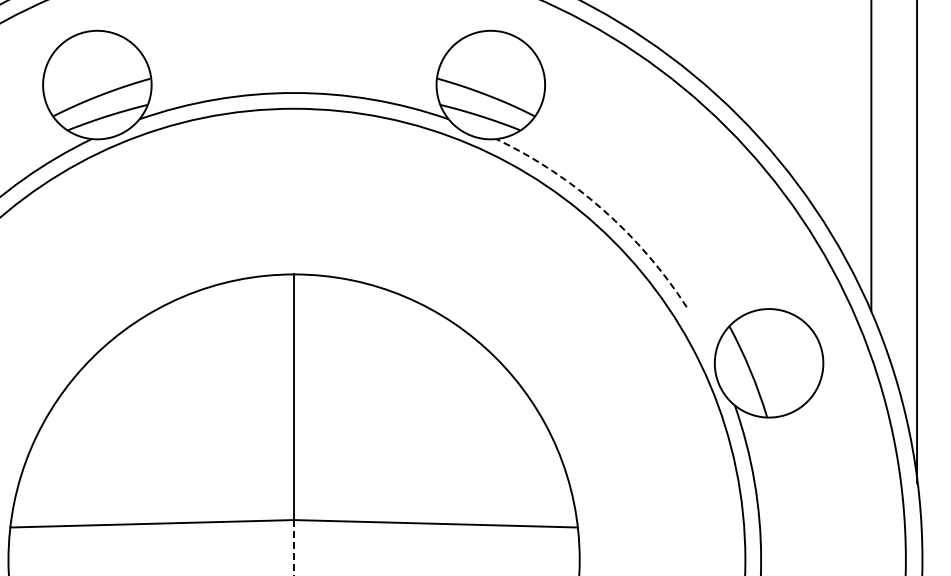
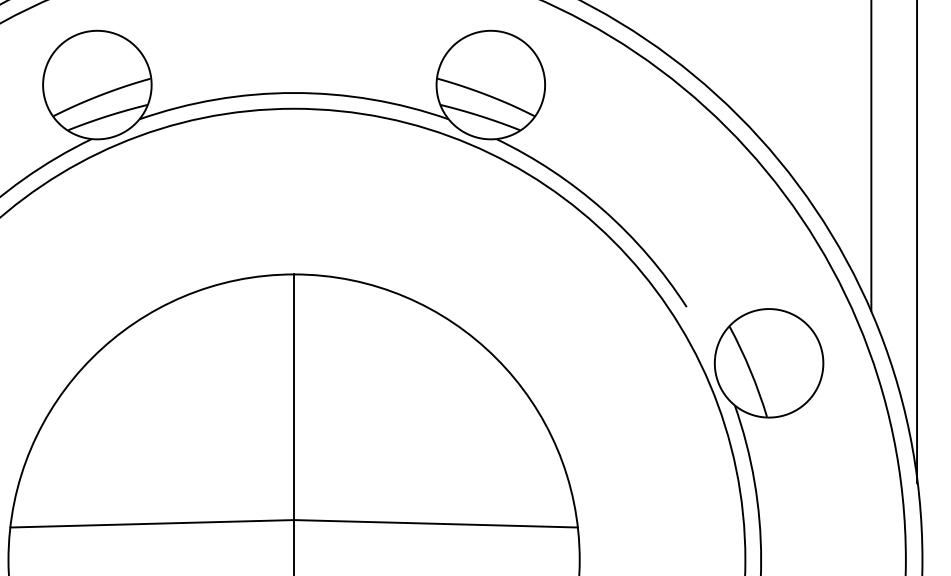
arc: dashed -> solid (603, 209)
line: dashed -> solid (294, 547)
